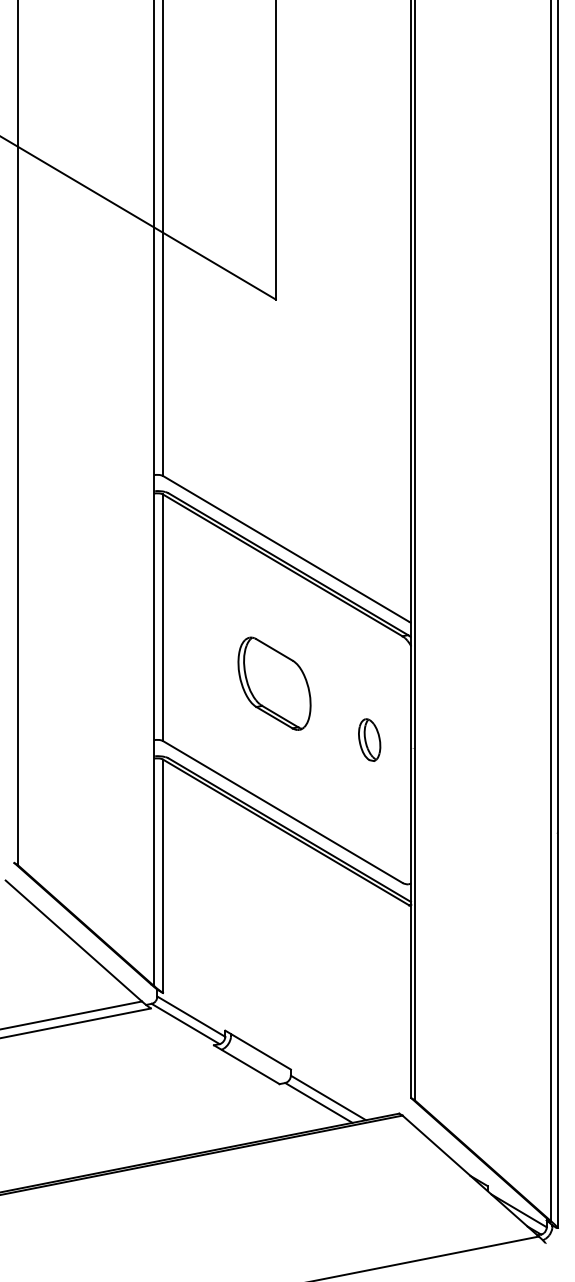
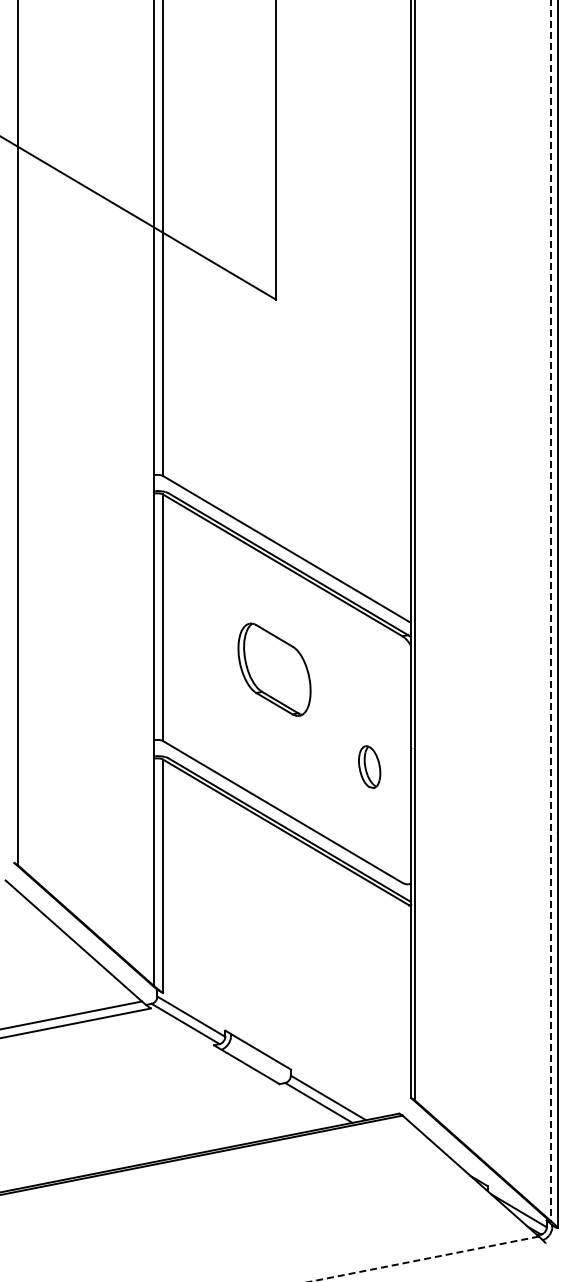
line: solid -> dashed (550, 611)
part position: (274, 683) -> (274, 669) (274, 669)
part position: (369, 739) -> (369, 766) (369, 766)
line: solid -> dashed (424, 1259)
